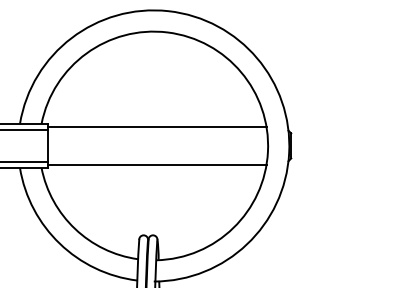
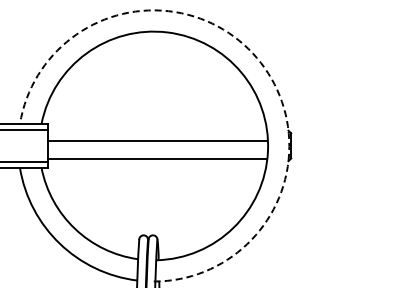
arc: solid -> dashed (257, 58)
line position: (156, 127) -> (156, 141) (156, 141)
line position: (156, 164) -> (156, 158) (156, 158)
